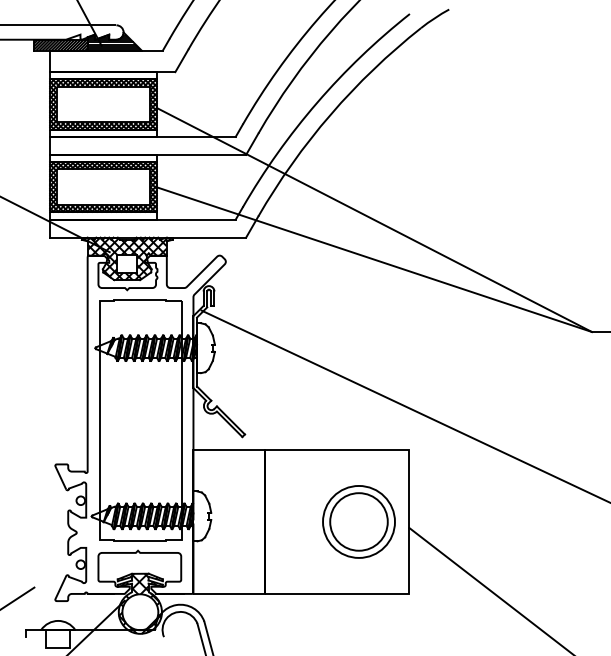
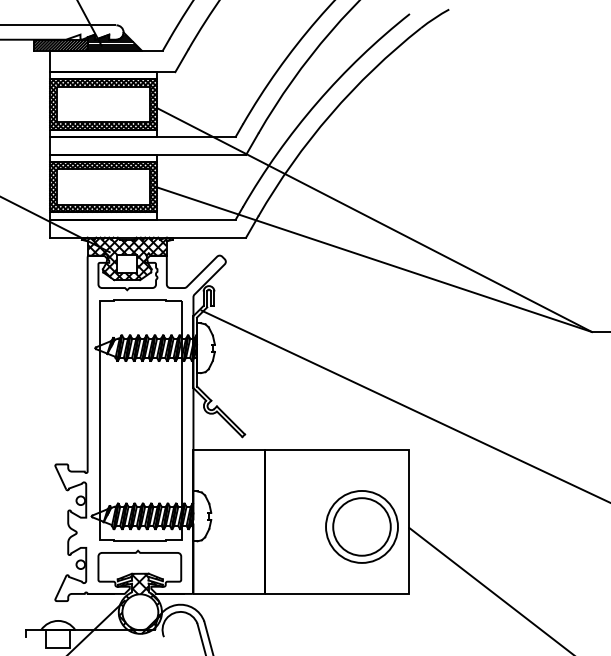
part position: (358, 521) -> (361, 526) (361, 526)
line: present -> none (18, 597)
